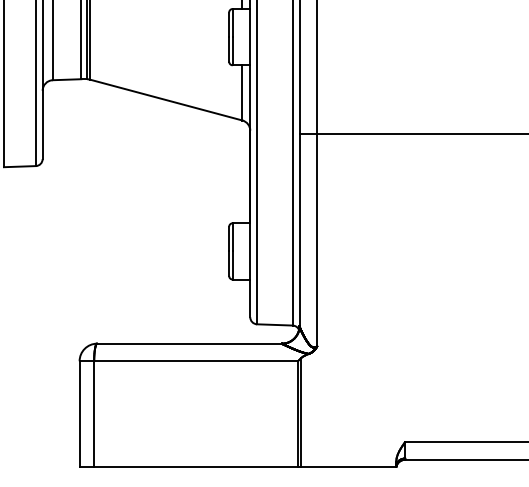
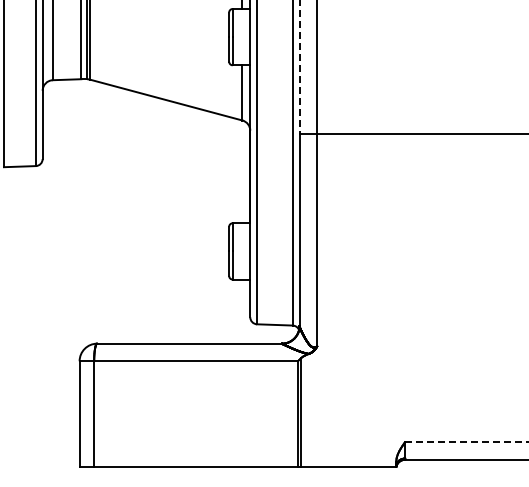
line: solid -> dashed (299, 67)
line: solid -> dashed (467, 442)
